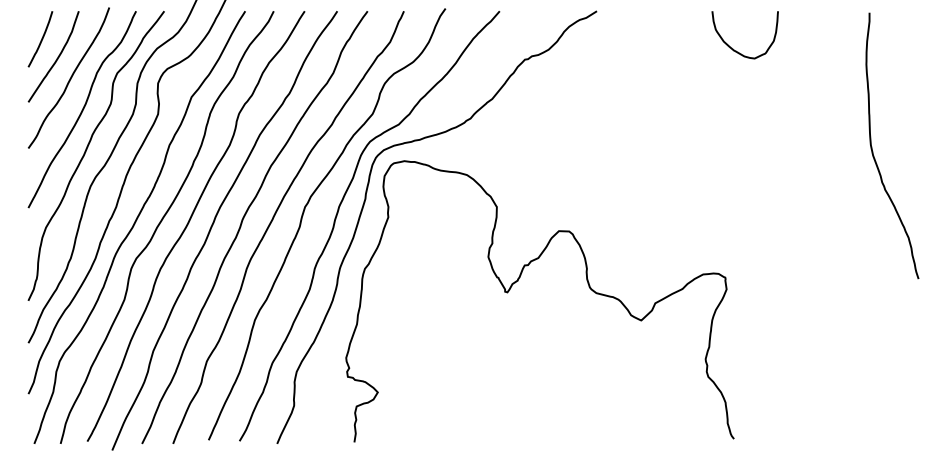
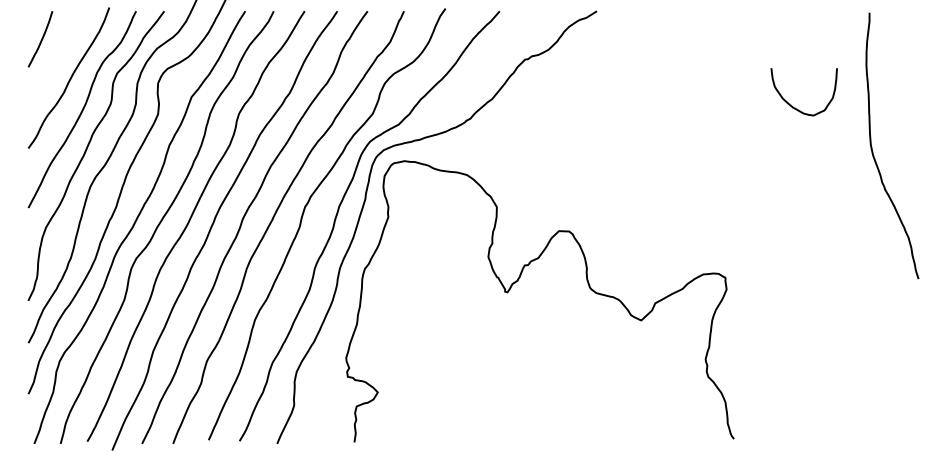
curve position: (736, 50) -> (795, 107) (795, 107)
curve: present -> none (56, 58)
